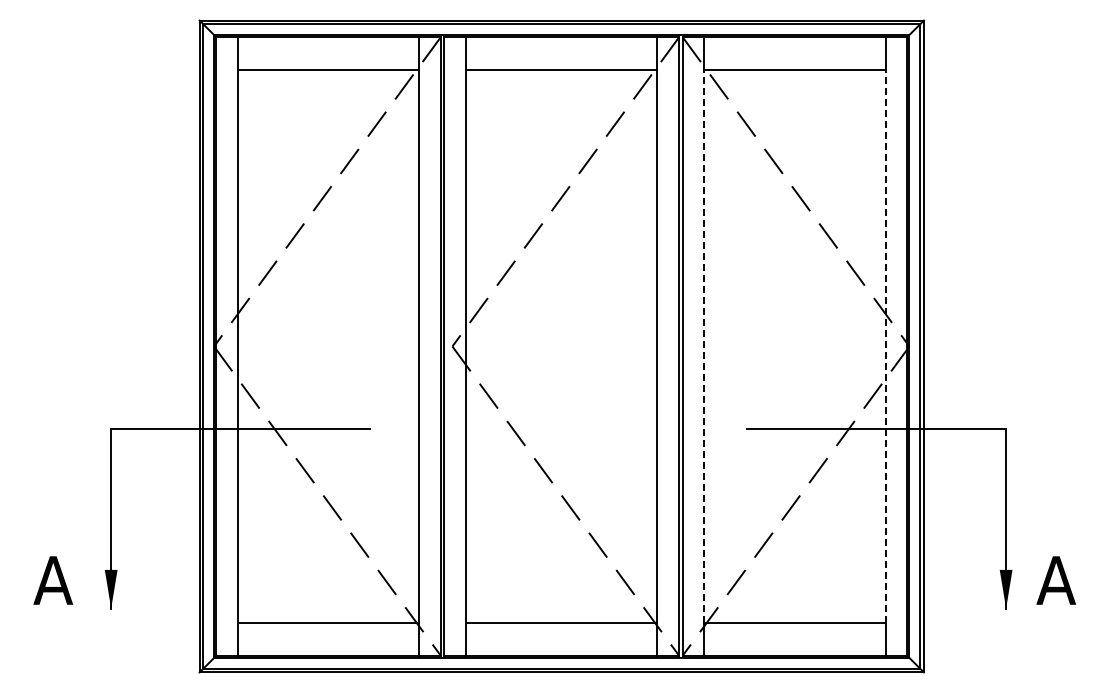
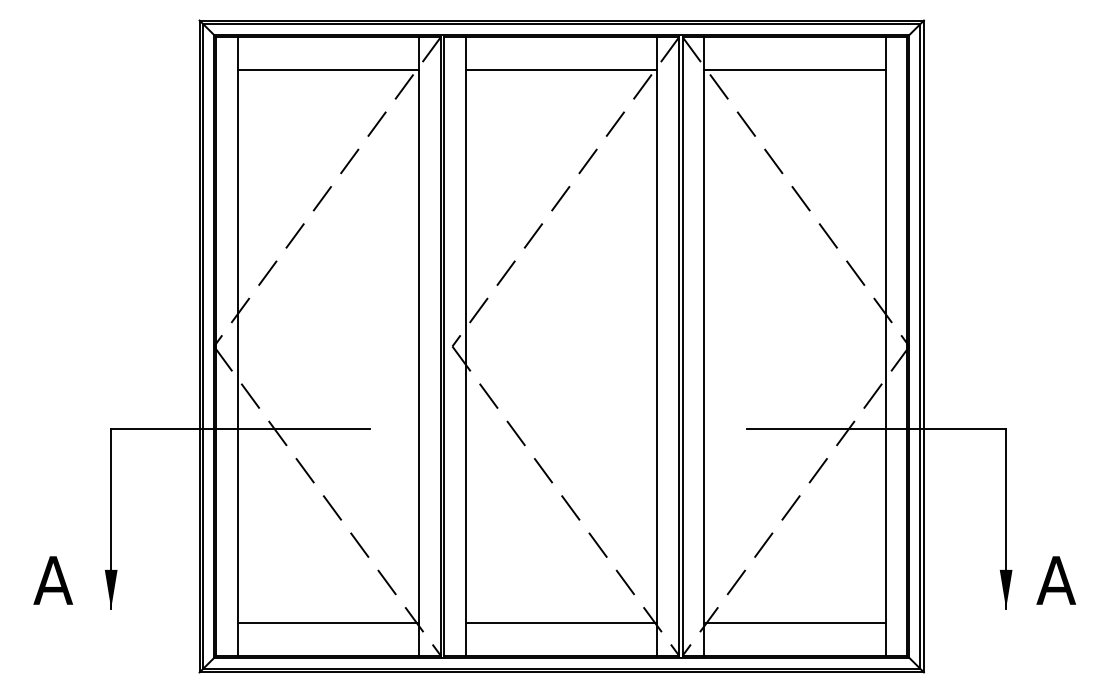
line: dashed -> solid (704, 346)
line: dashed -> solid (885, 346)
